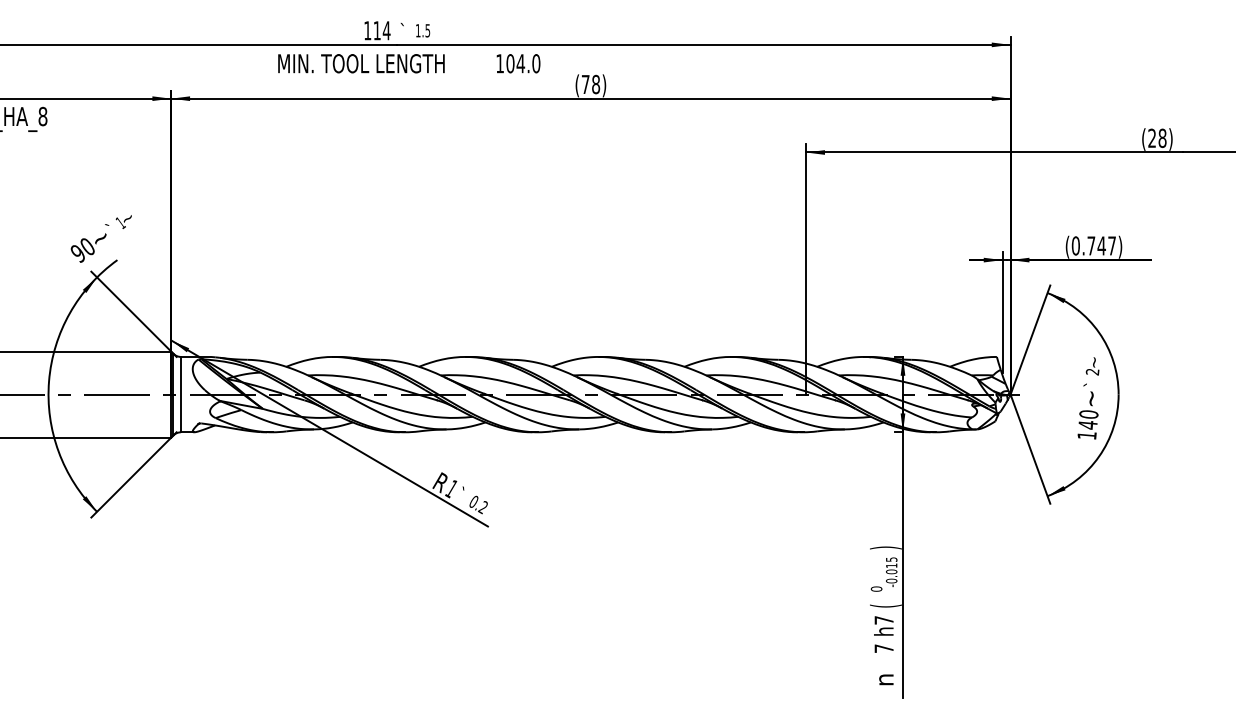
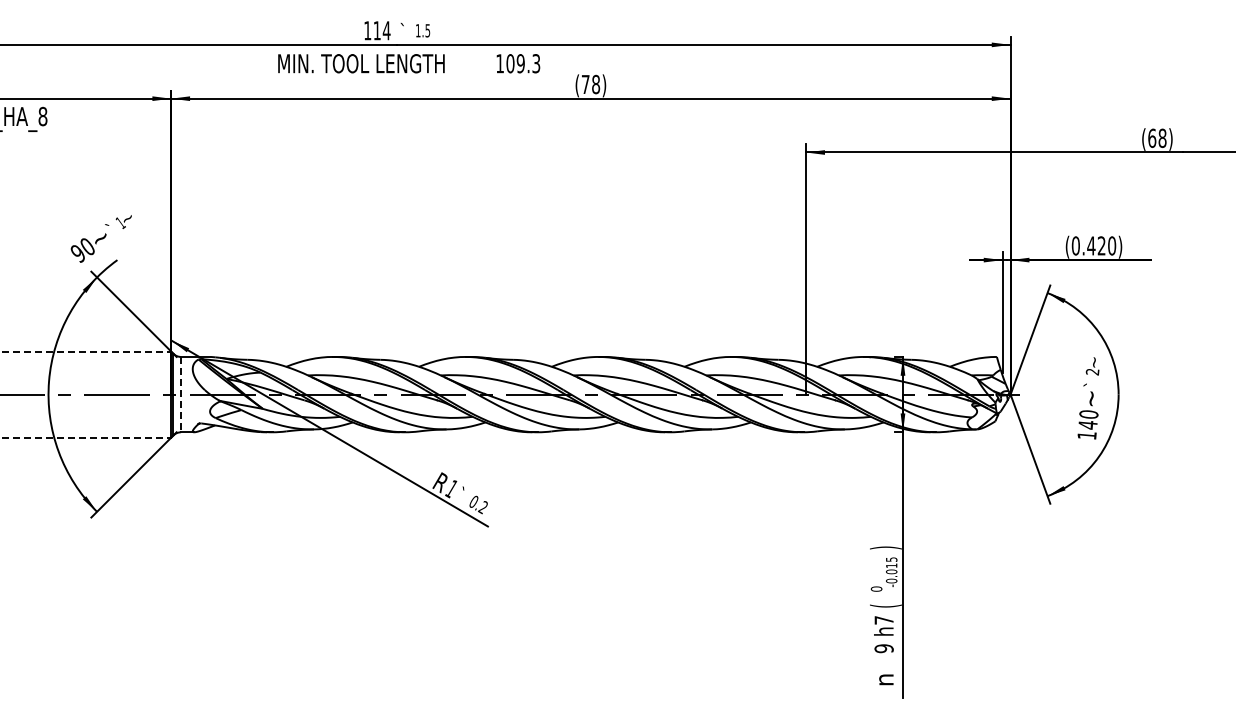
text: 104.0 -> 109.3 (528, 63)
text: (28) -> (68) (1152, 137)
text: (0.747) -> (0.420) (1101, 245)
line: solid -> dashed (86, 351)
line: solid -> dashed (181, 394)
line: solid -> dashed (86, 437)
text: 7 -> 9 (883, 648)
